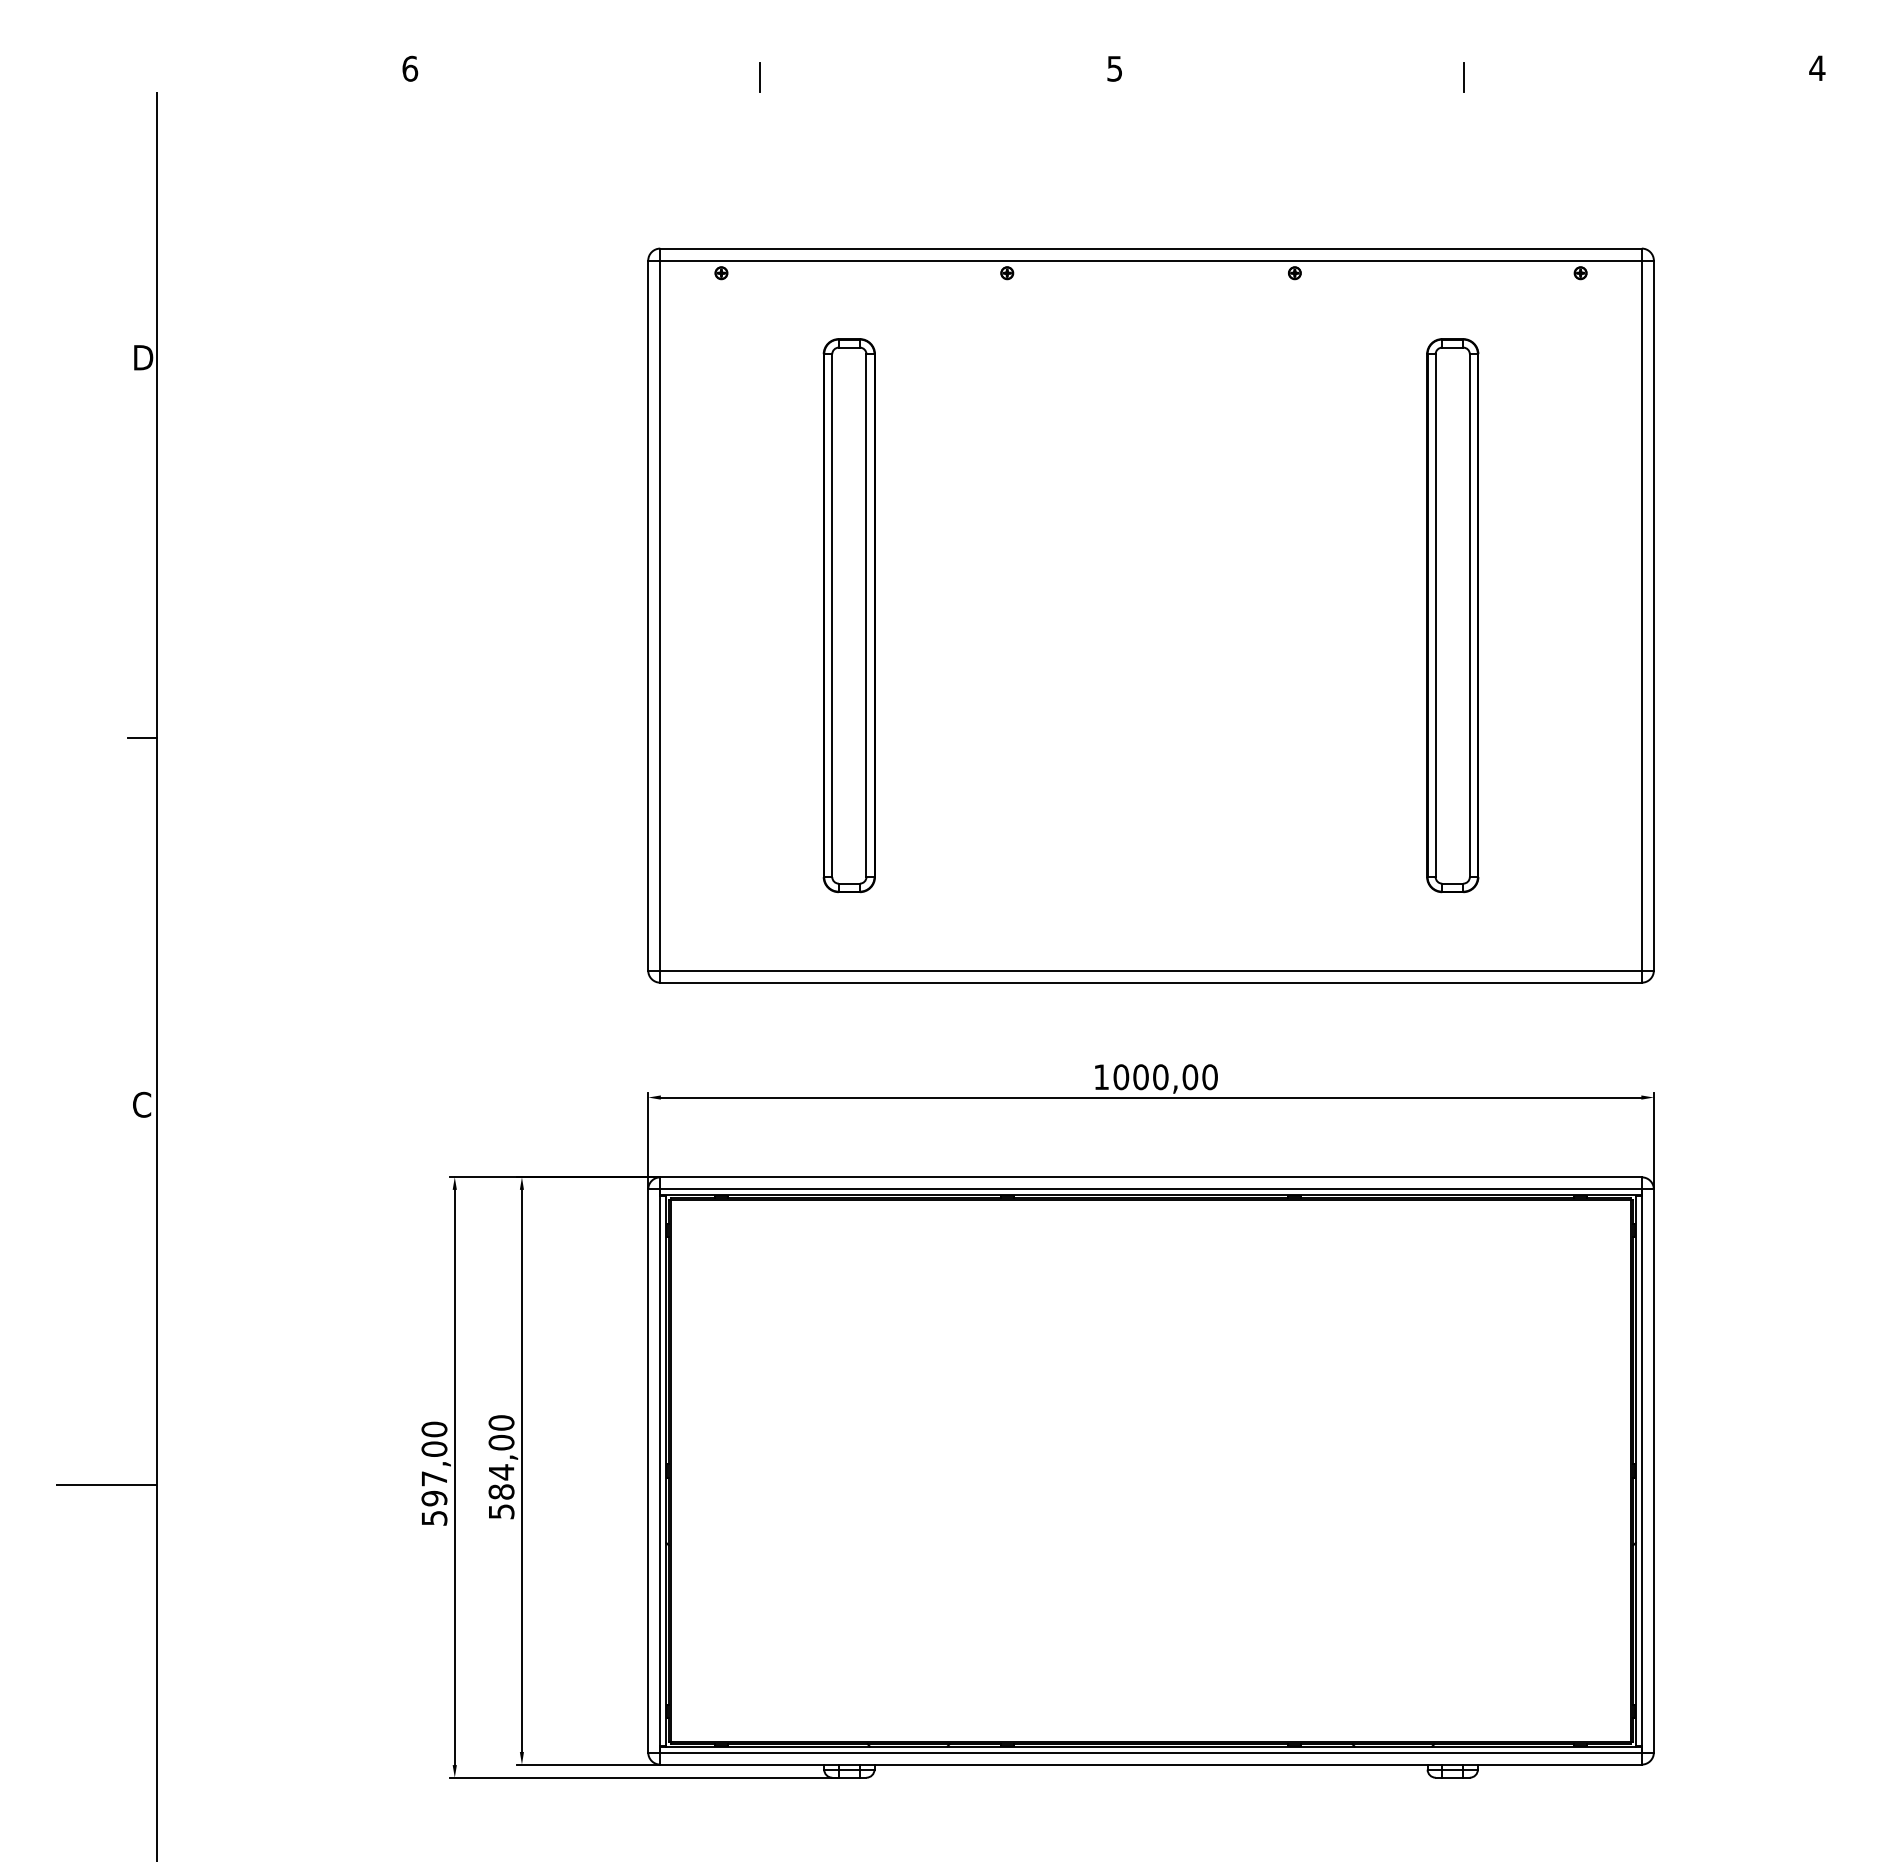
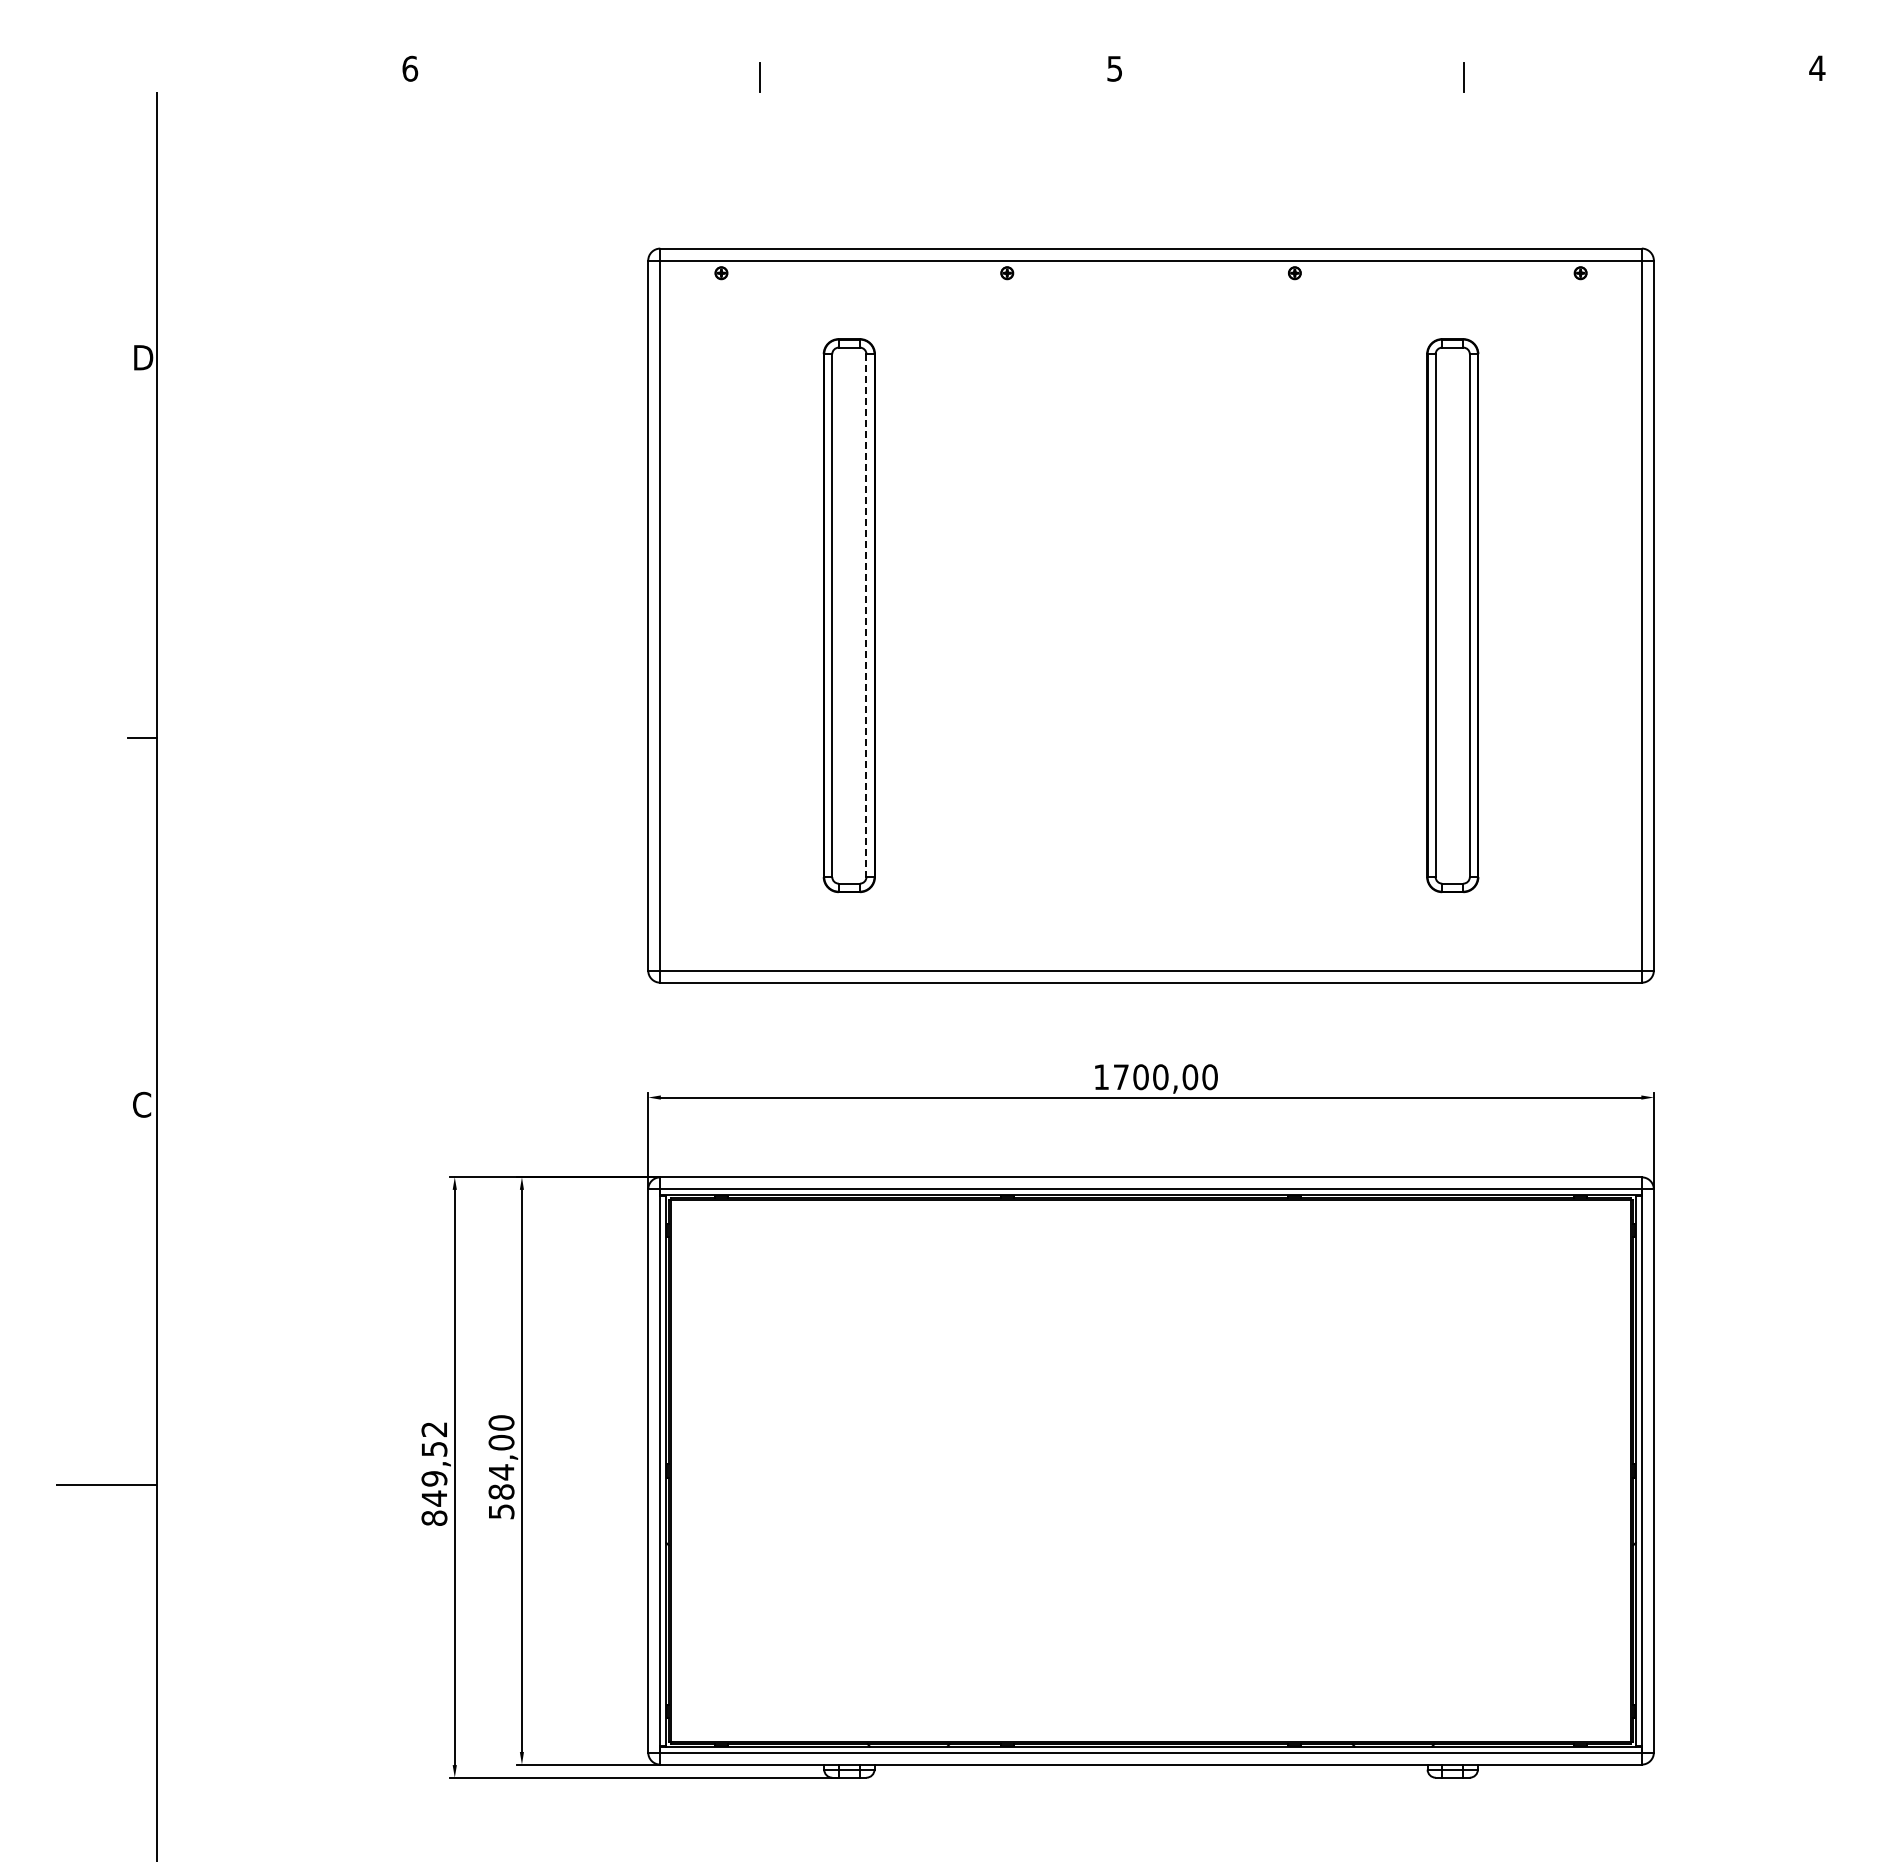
line: solid -> dashed (866, 616)
text: 1000,00 -> 1700,00 (1121, 1077)
text: 597,00 -> 849,52 (434, 1473)
